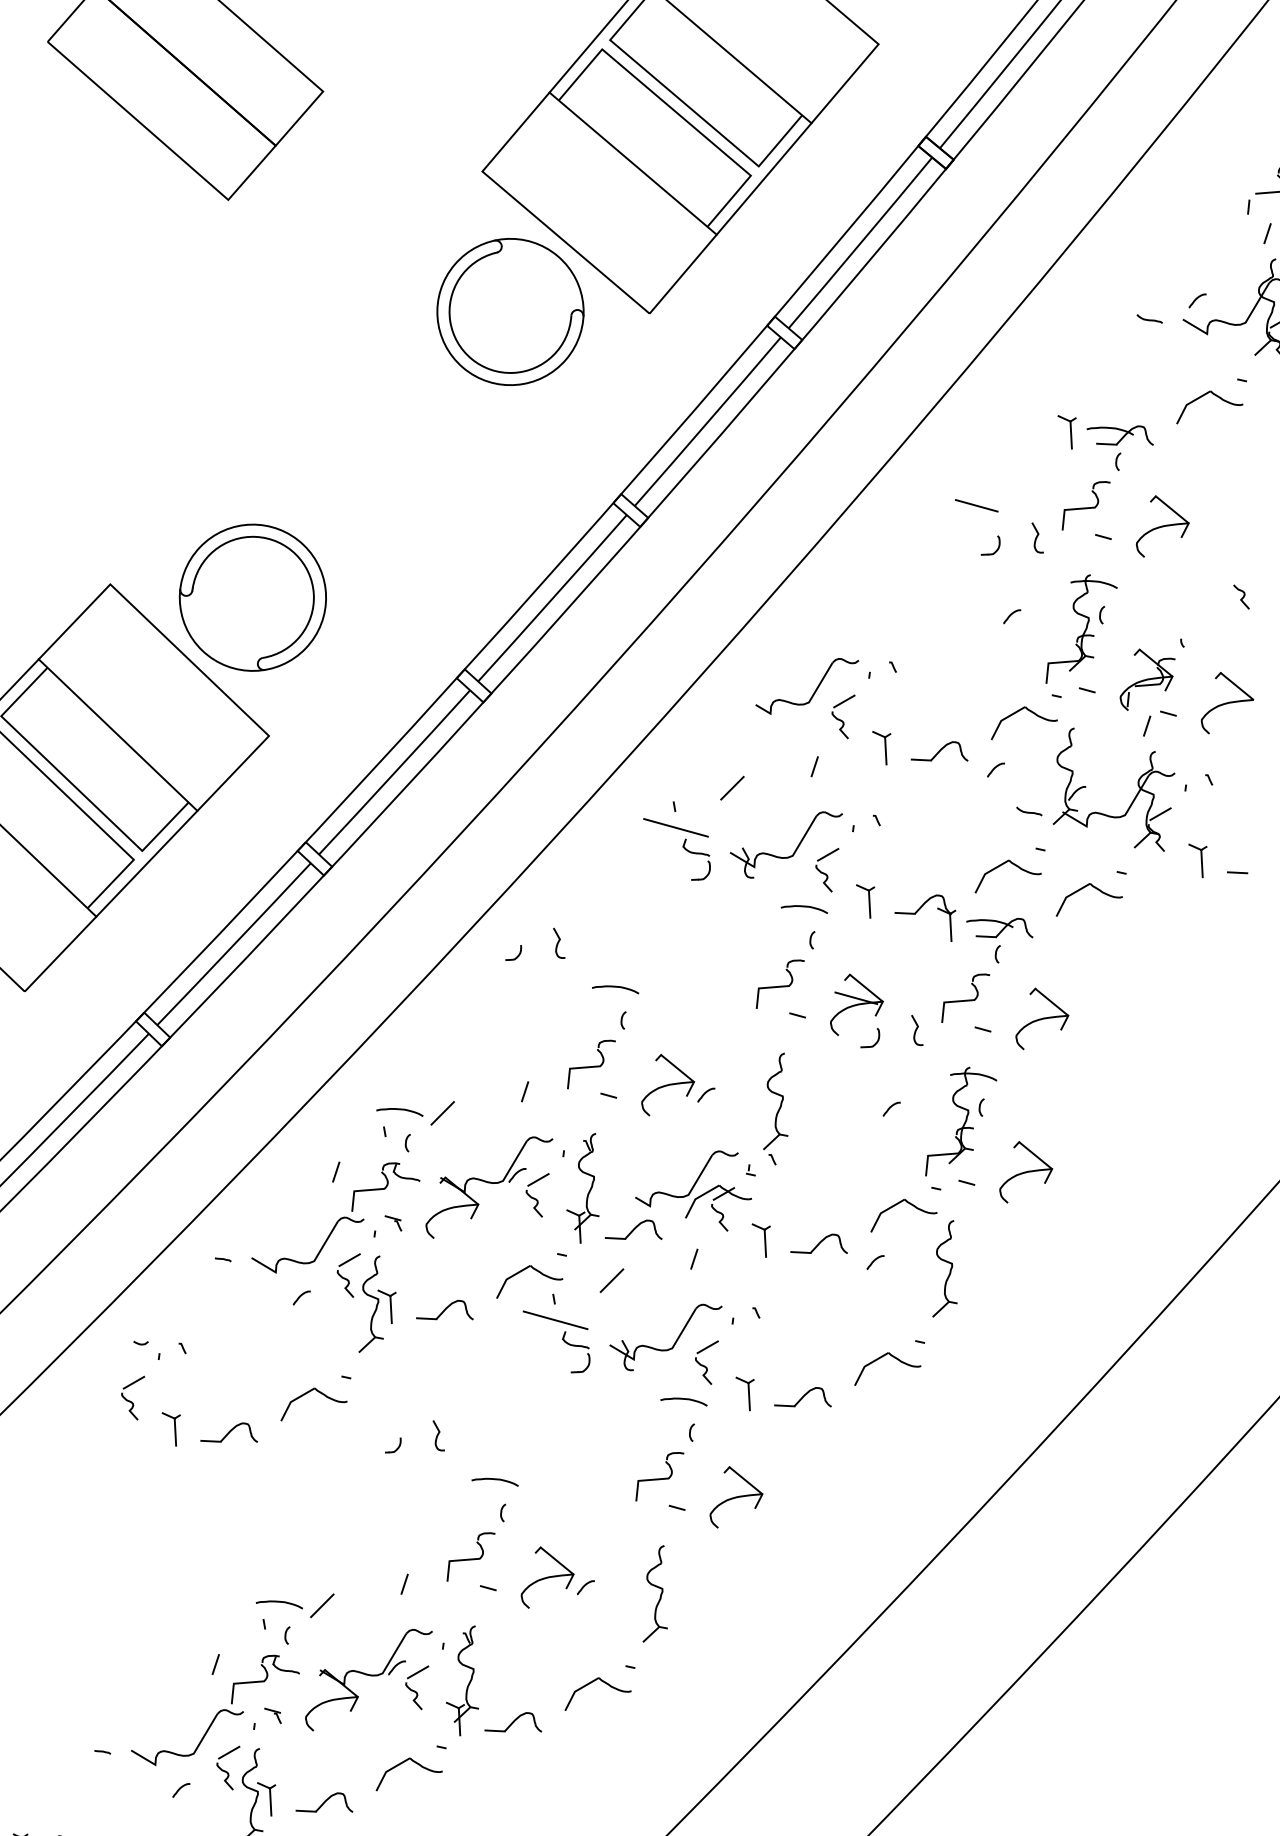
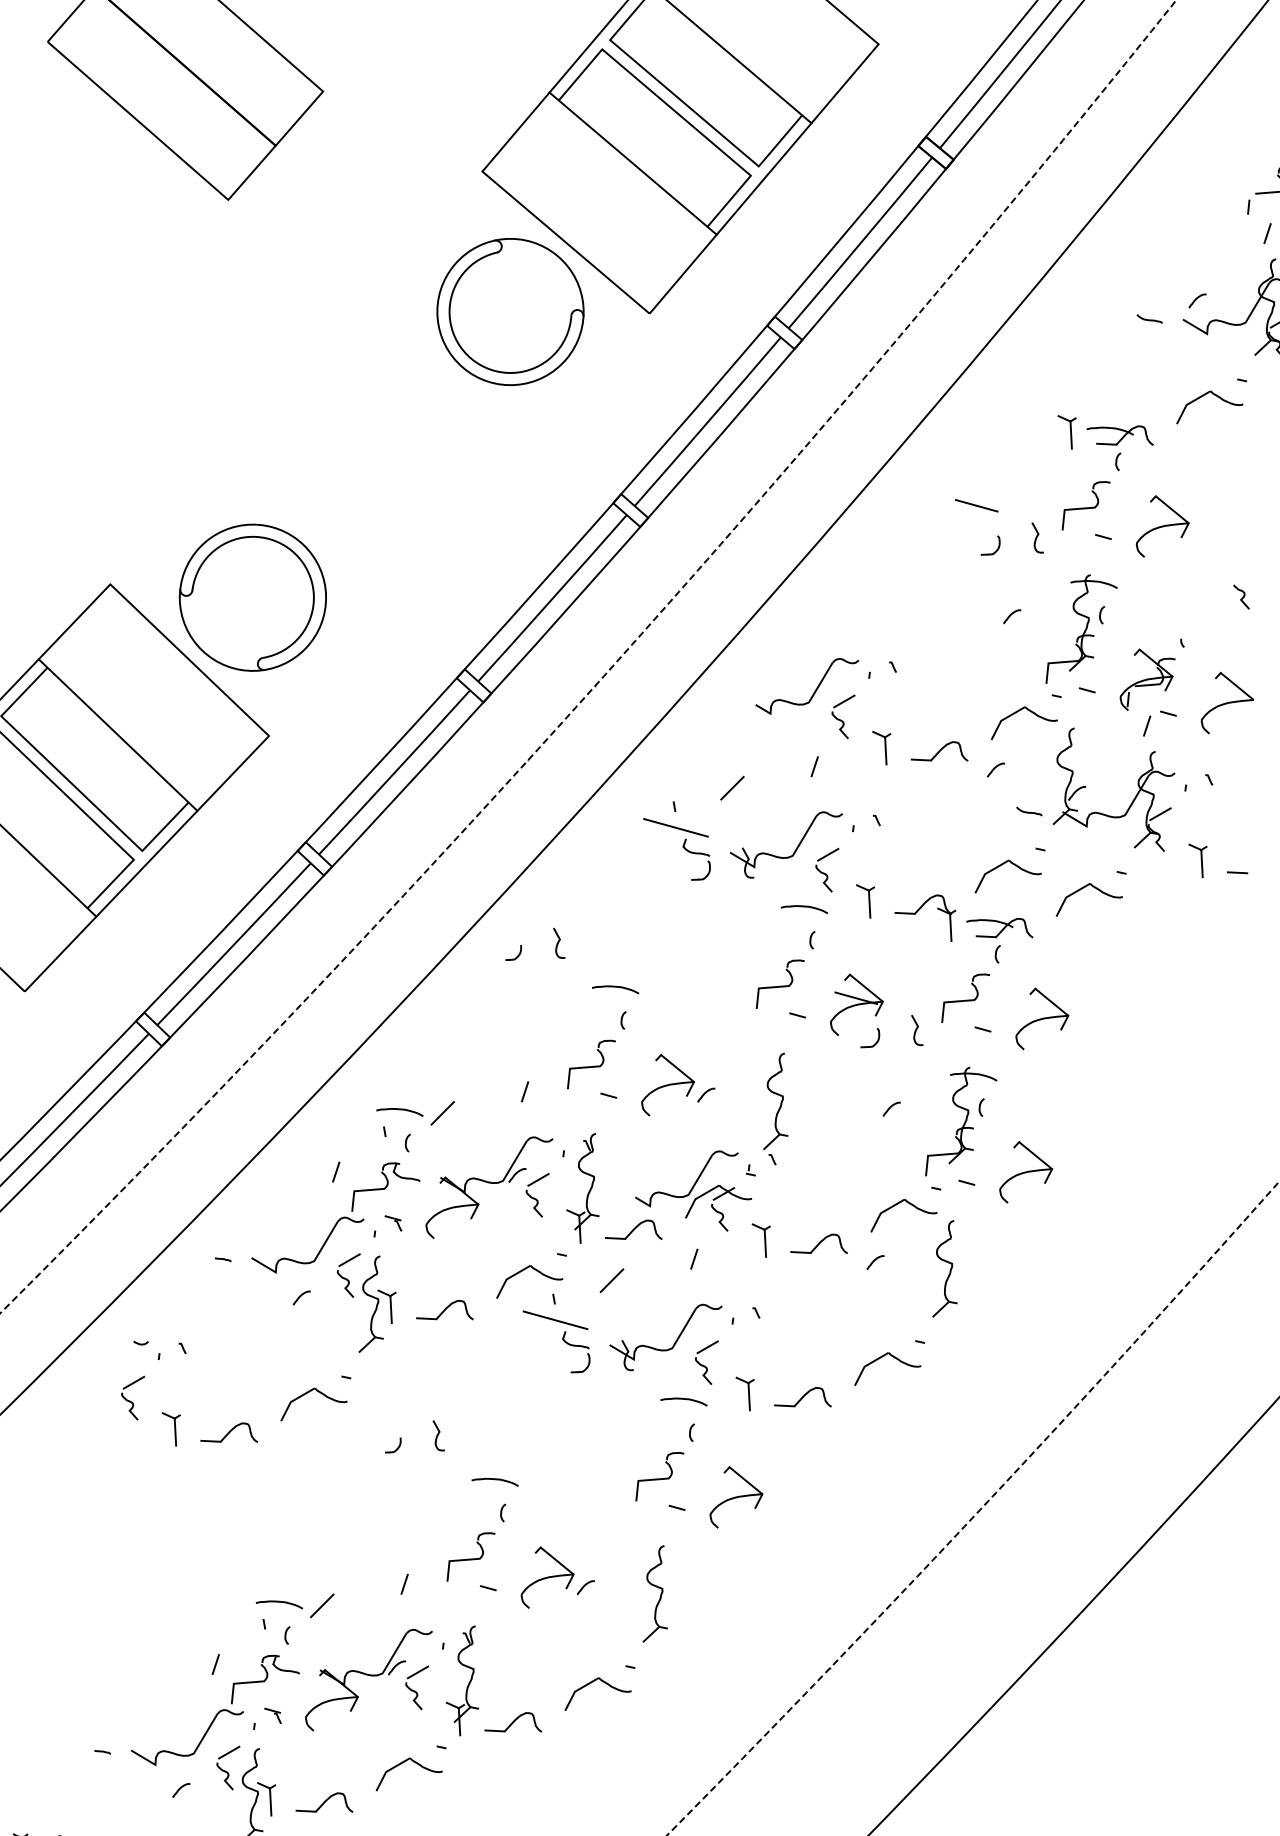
arc: solid -> dashed (606, 673)
arc: solid -> dashed (977, 1512)
